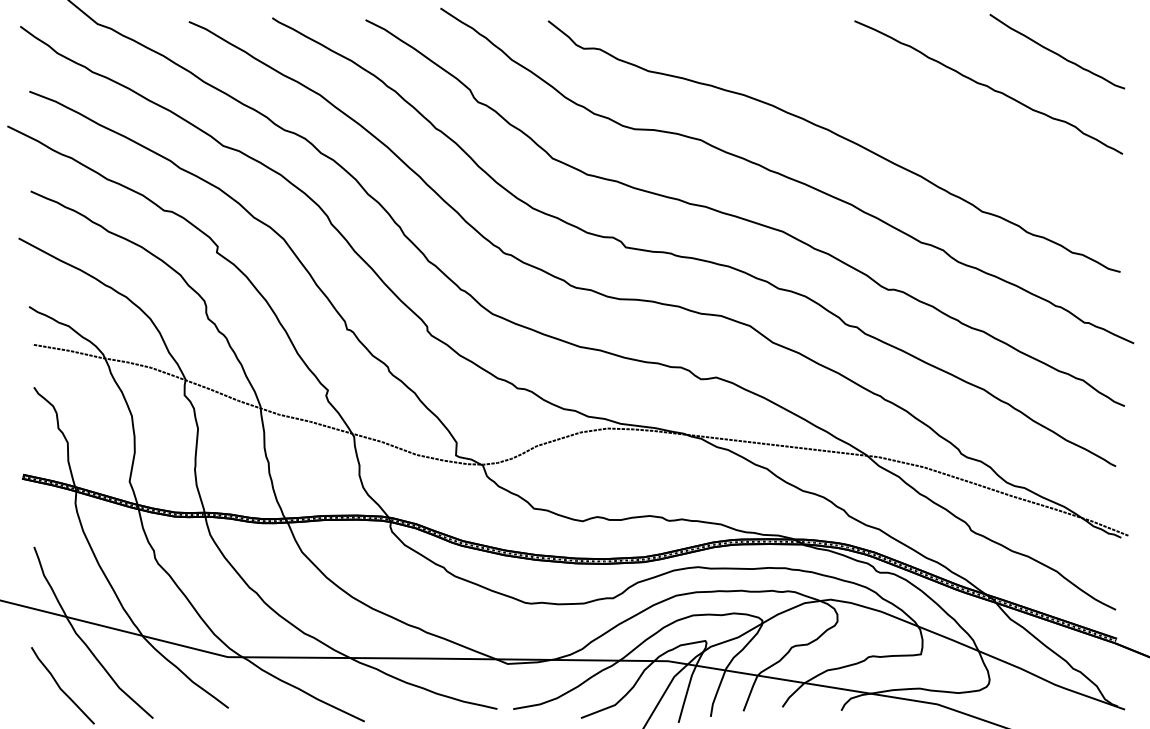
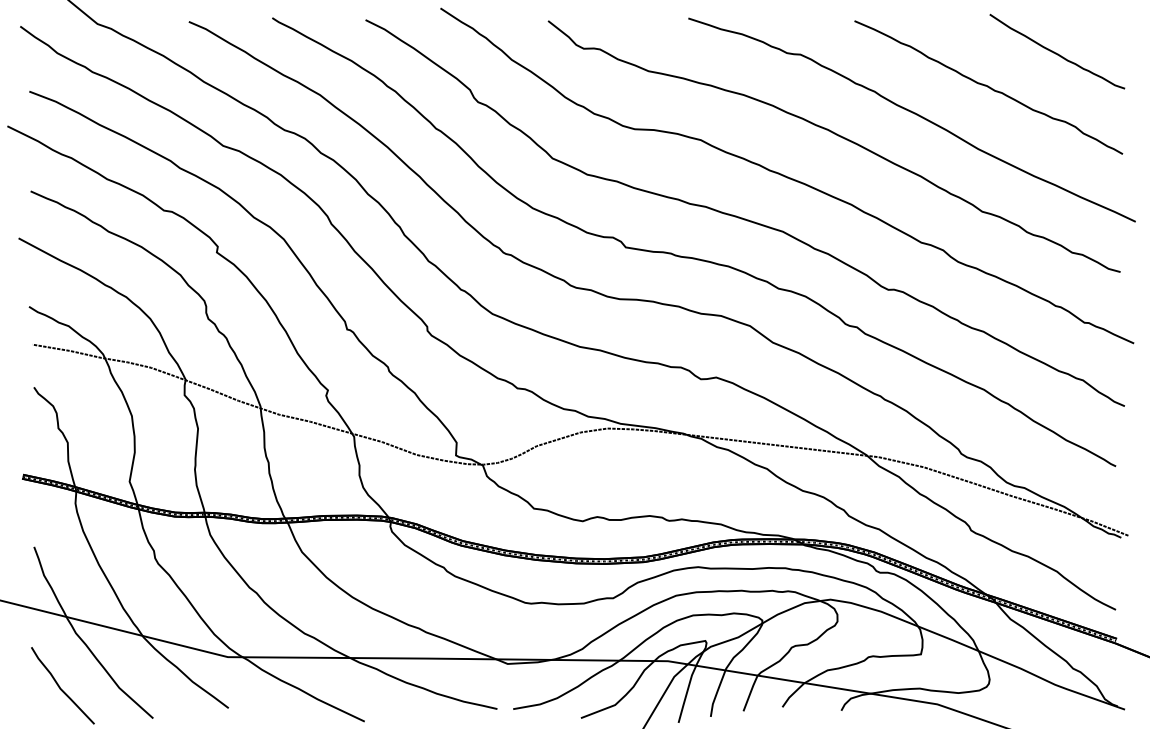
curve: none -> present (914, 114)
